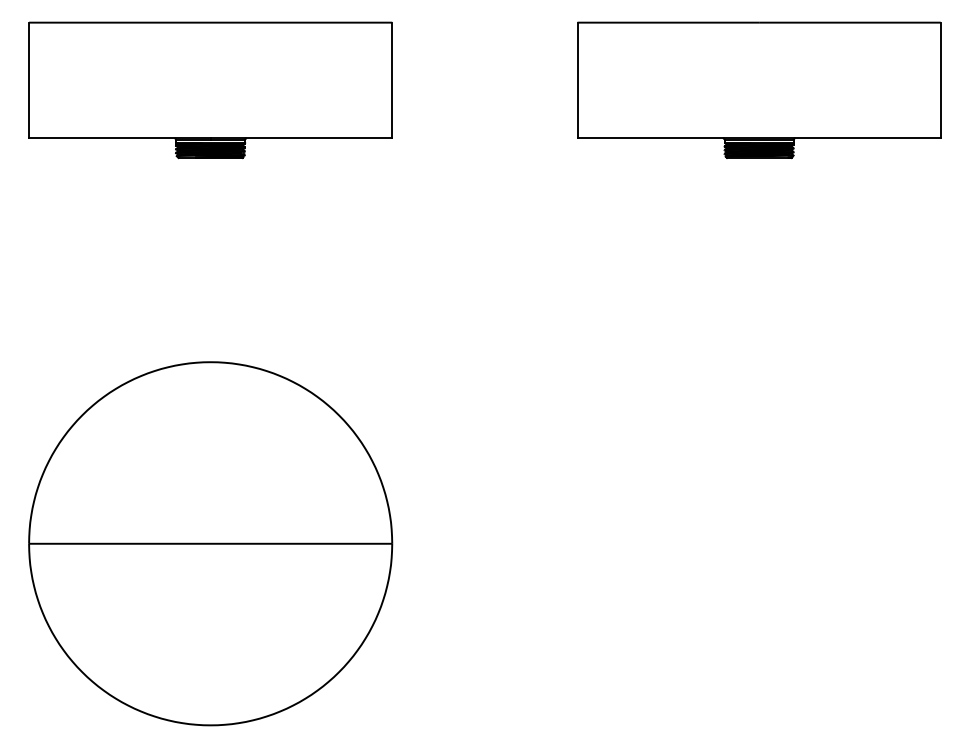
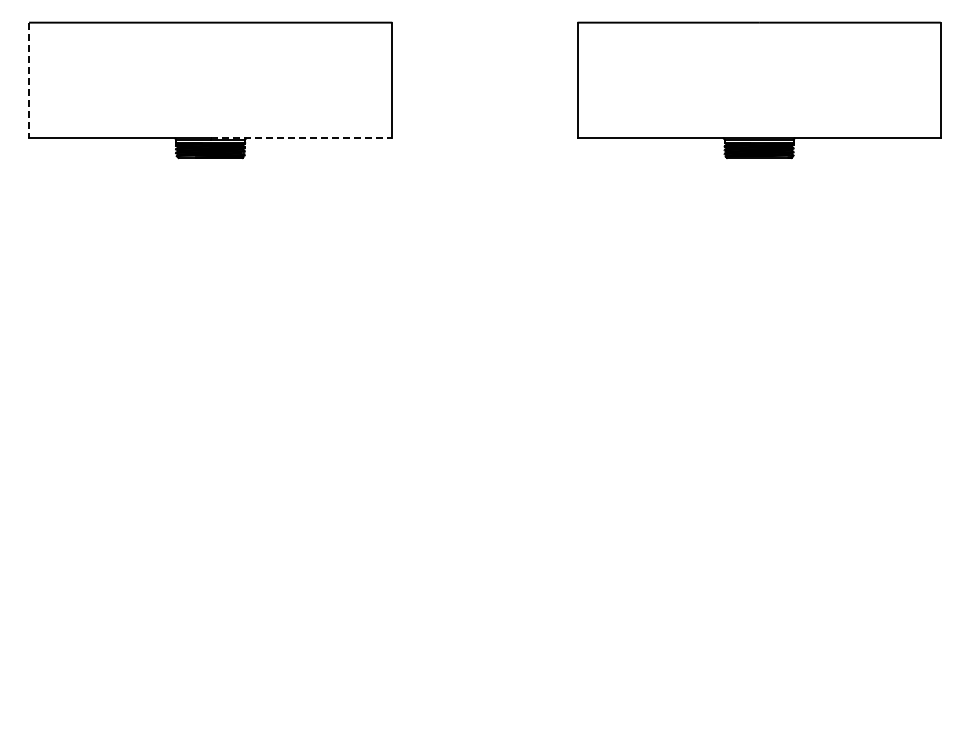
line: solid -> dashed (29, 80)
line: solid -> dashed (301, 138)
part: present -> none (210, 543)
